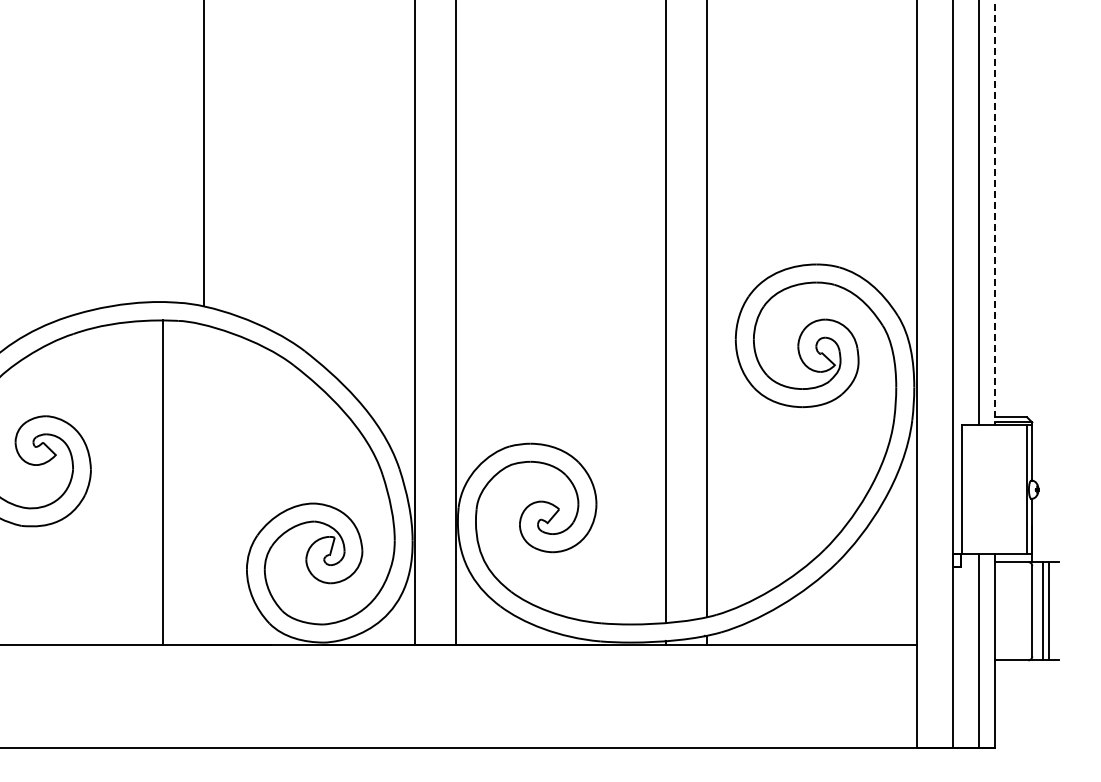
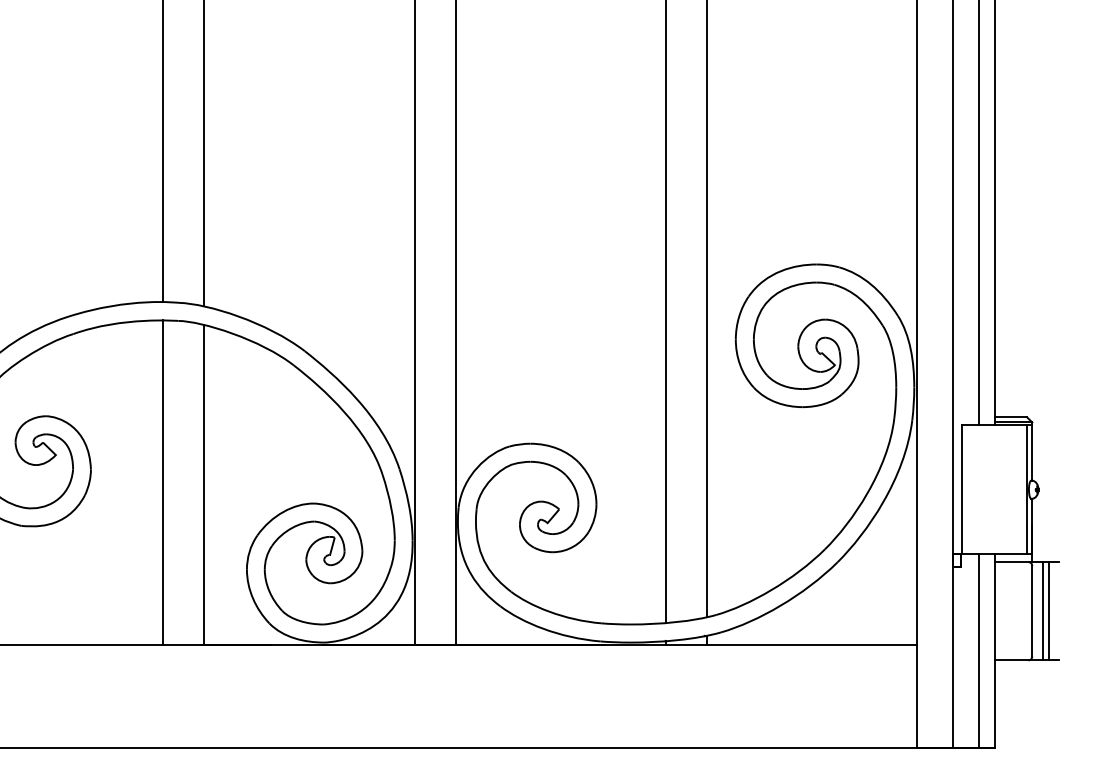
line: none -> present (163, 152)
line: dashed -> solid (994, 213)
line: none -> present (204, 484)
